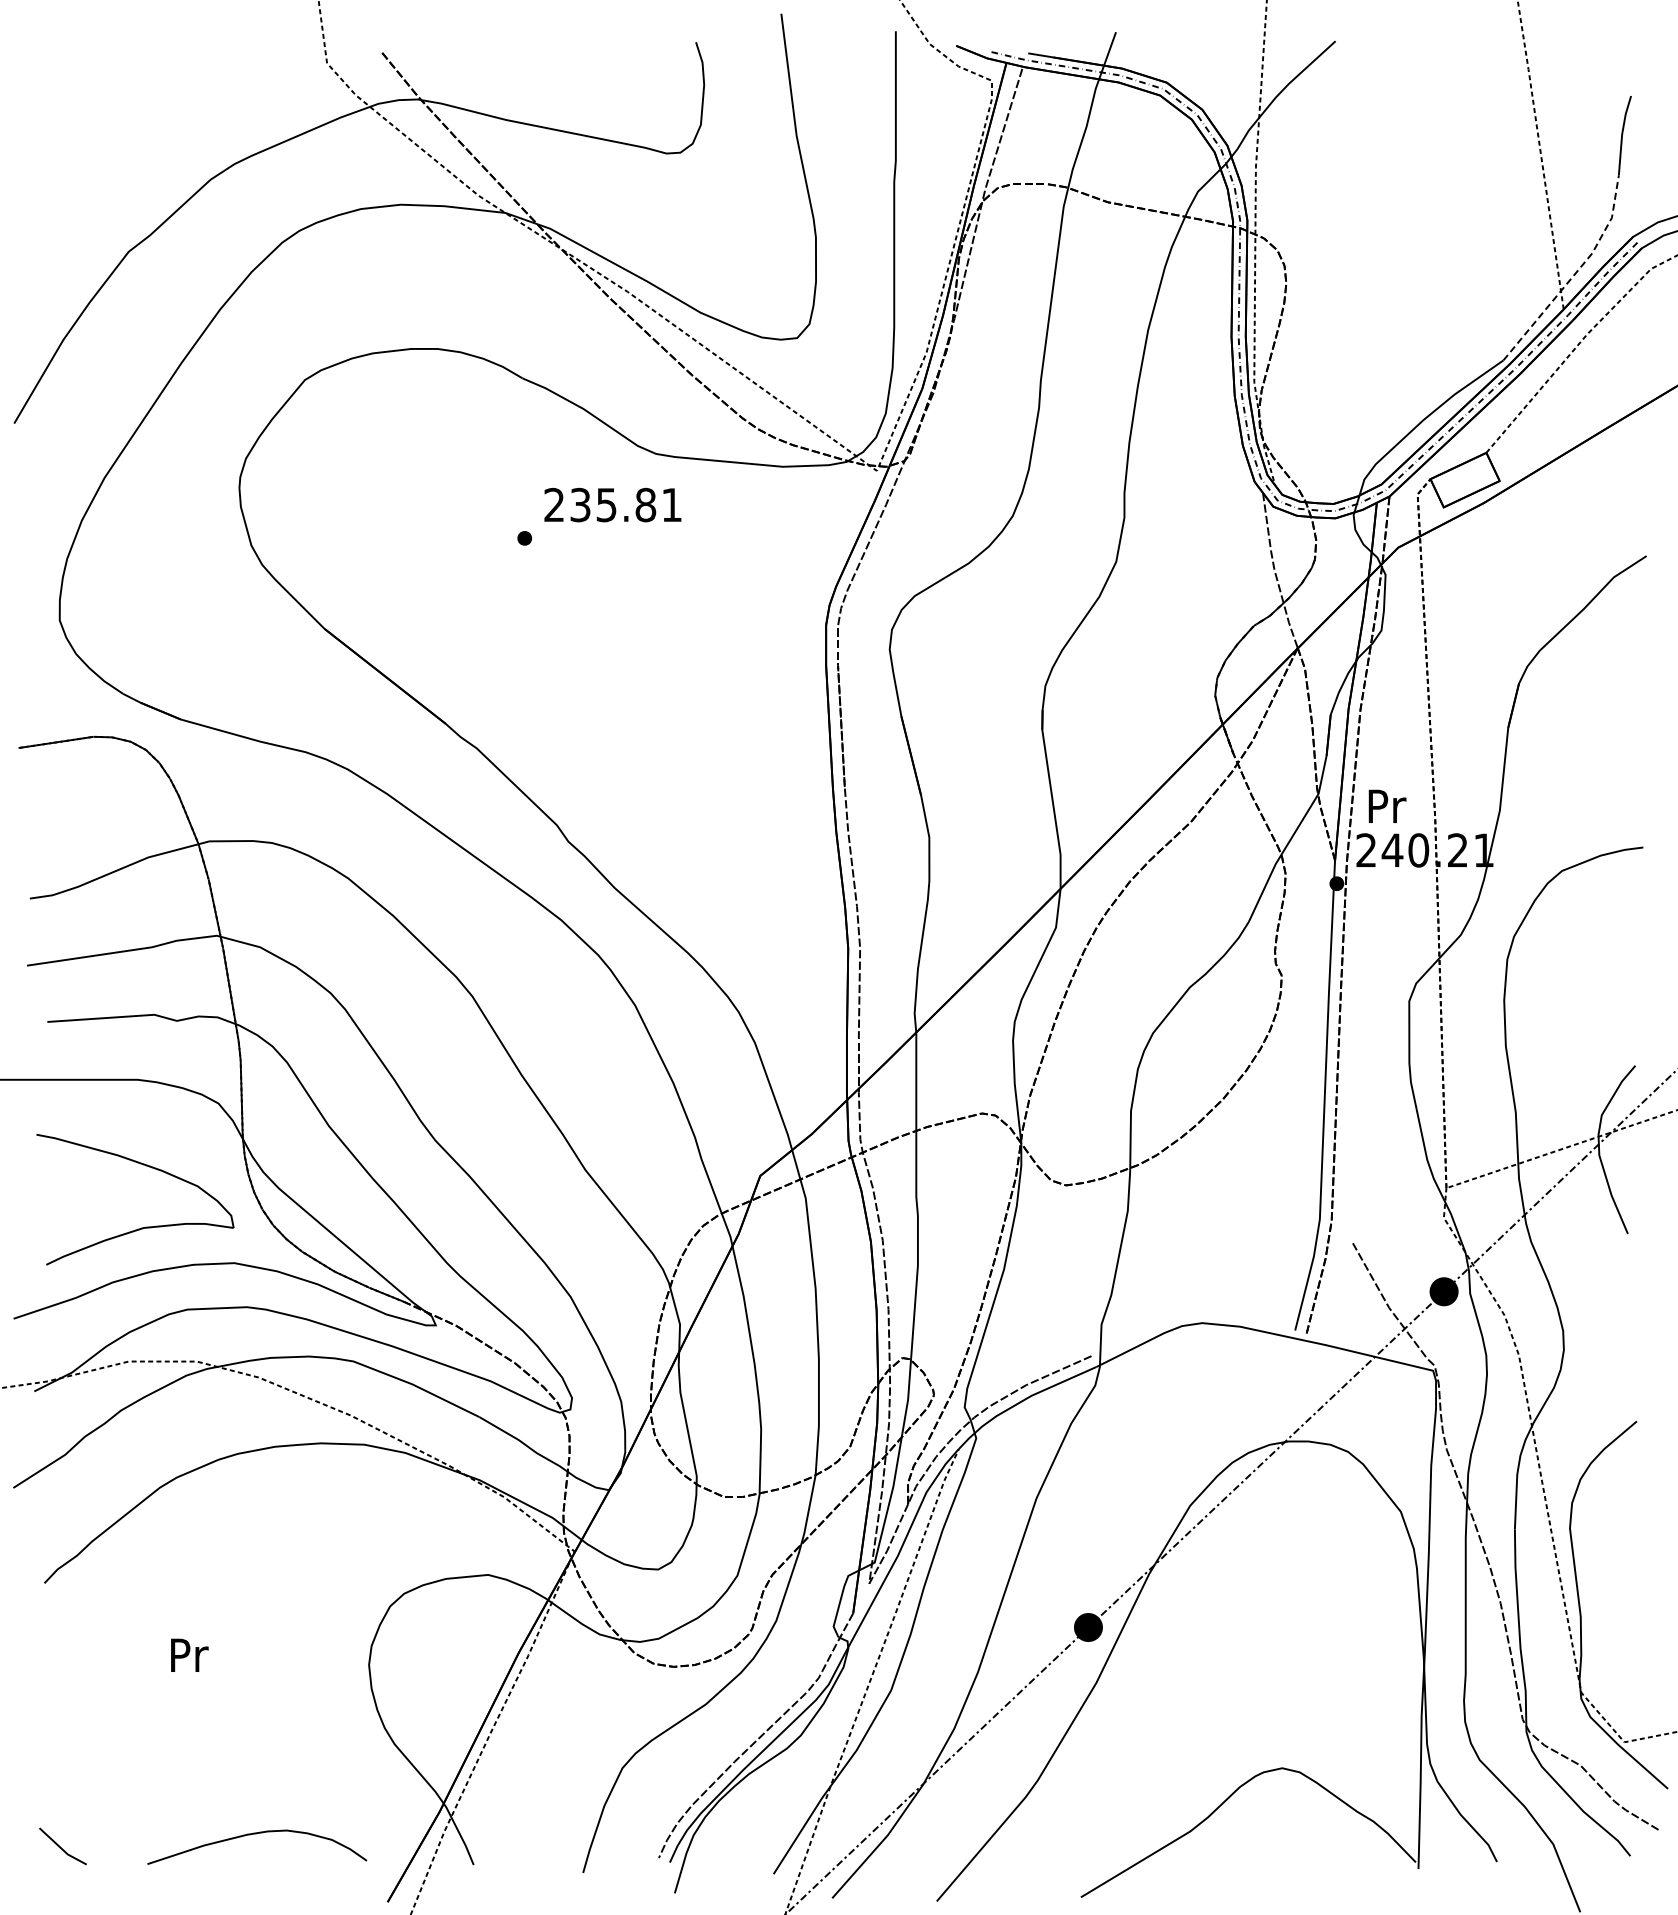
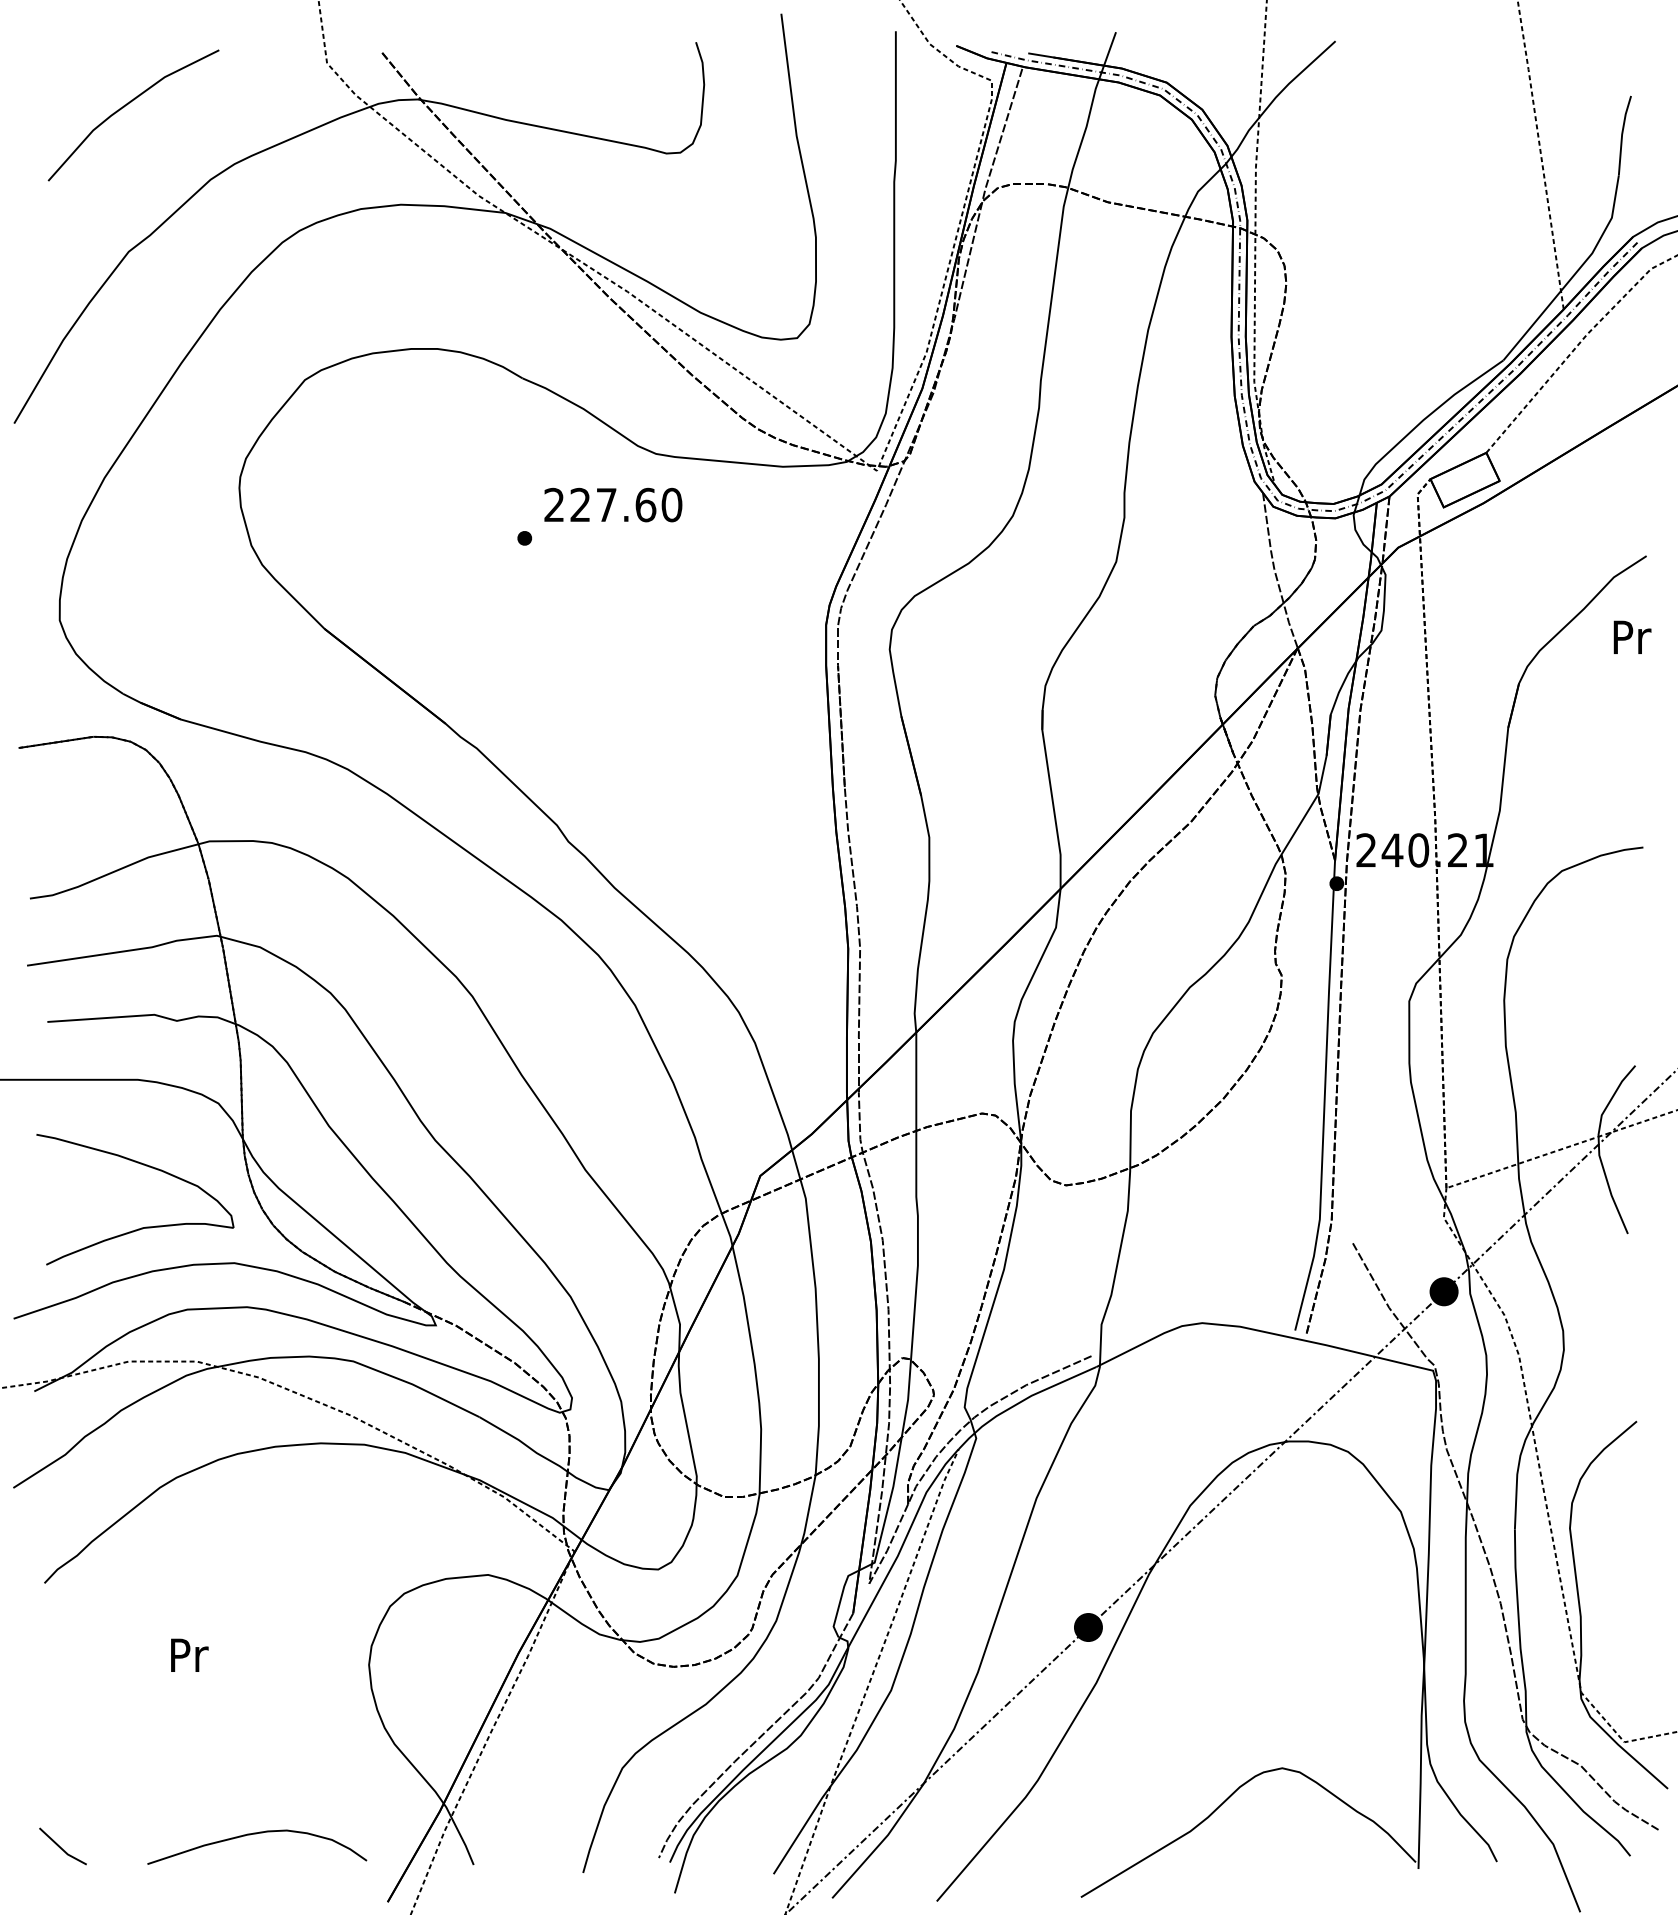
line: none -> present (127, 105)
line: dashed -> solid (1575, 274)
text: 235.81 -> 227.60 (626, 504)
text position: (1387, 805) -> (1632, 636) (1632, 636)
